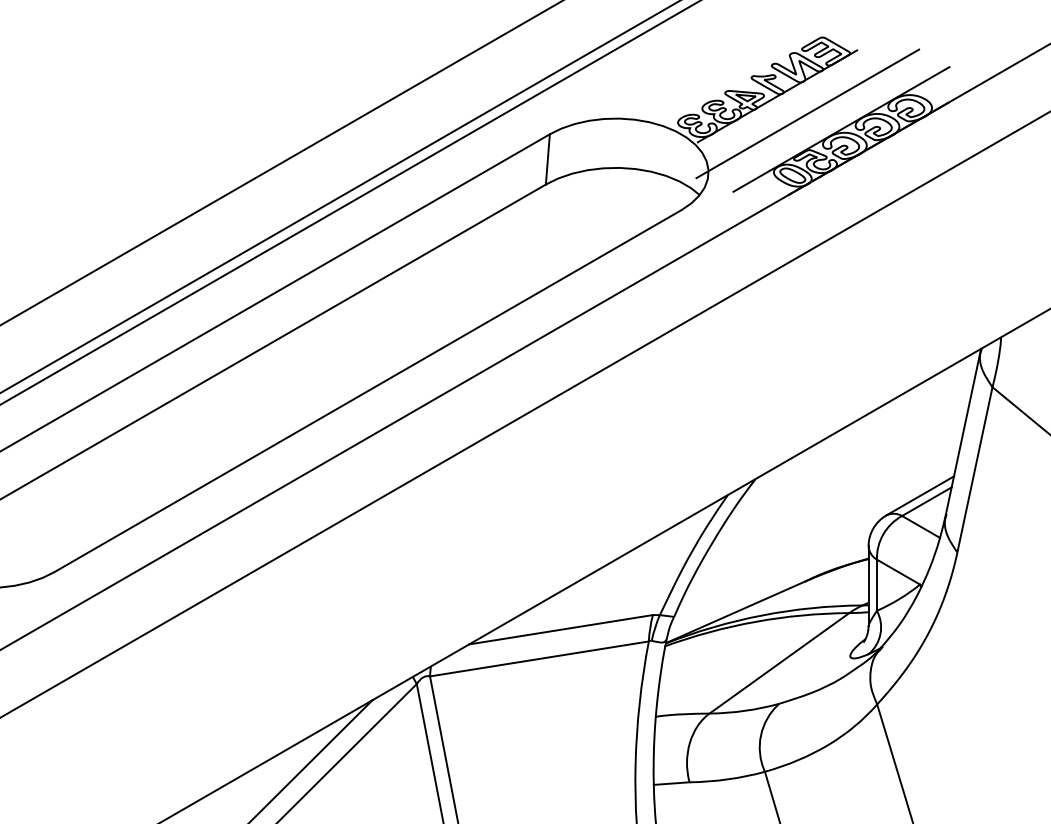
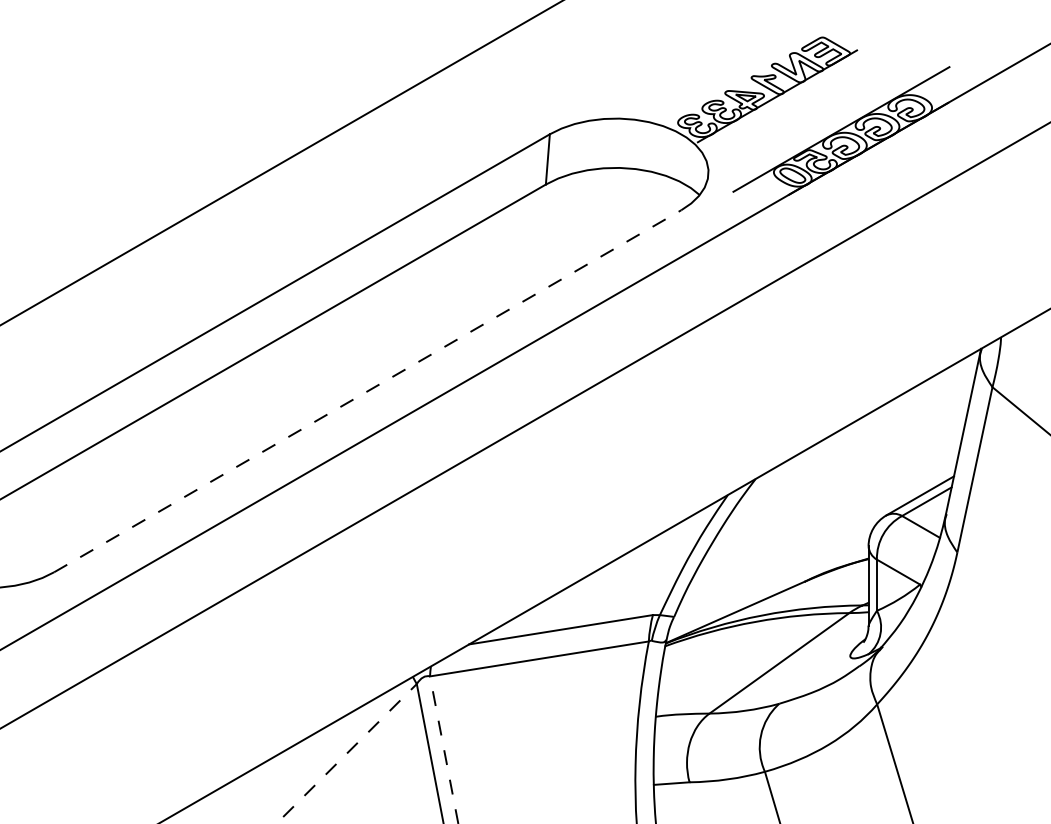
line: present -> none (807, 113)
line: present -> none (339, 197)
line: present -> none (349, 202)
line: solid -> dashed (368, 390)
line position: (524, 414) -> (524, 425) (524, 425)
line: solid -> dashed (444, 749)
line: solid -> dashed (346, 753)
line: present -> none (311, 760)
